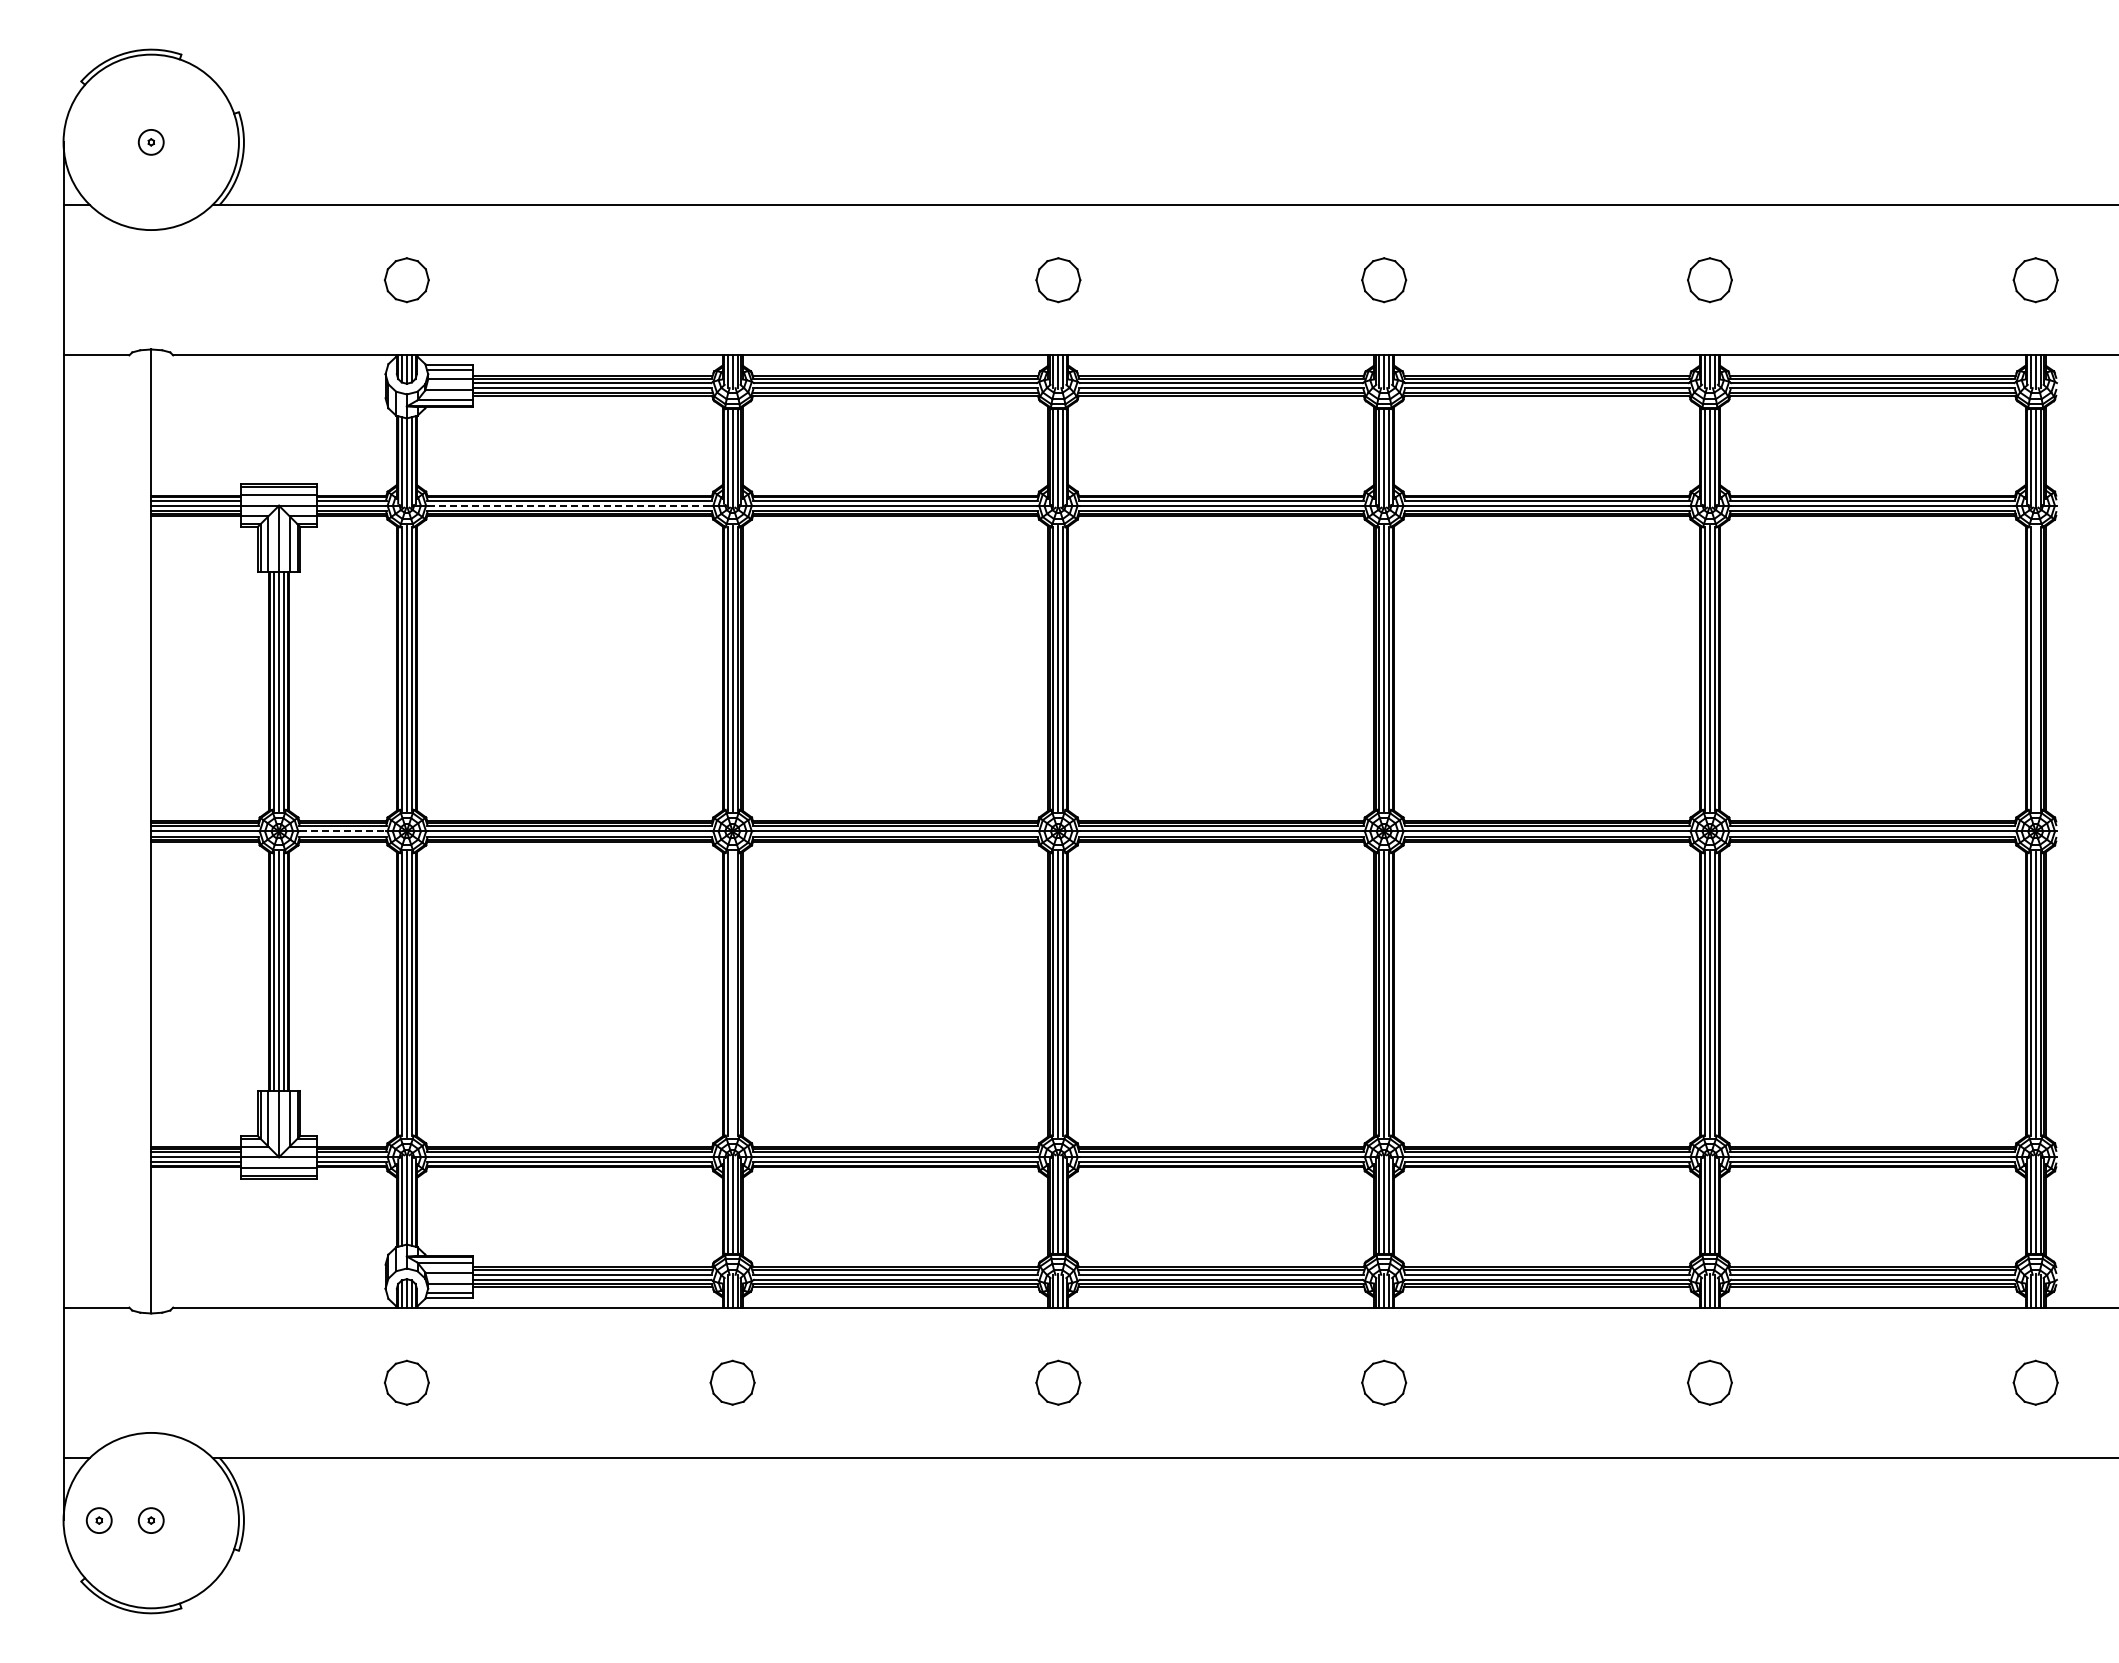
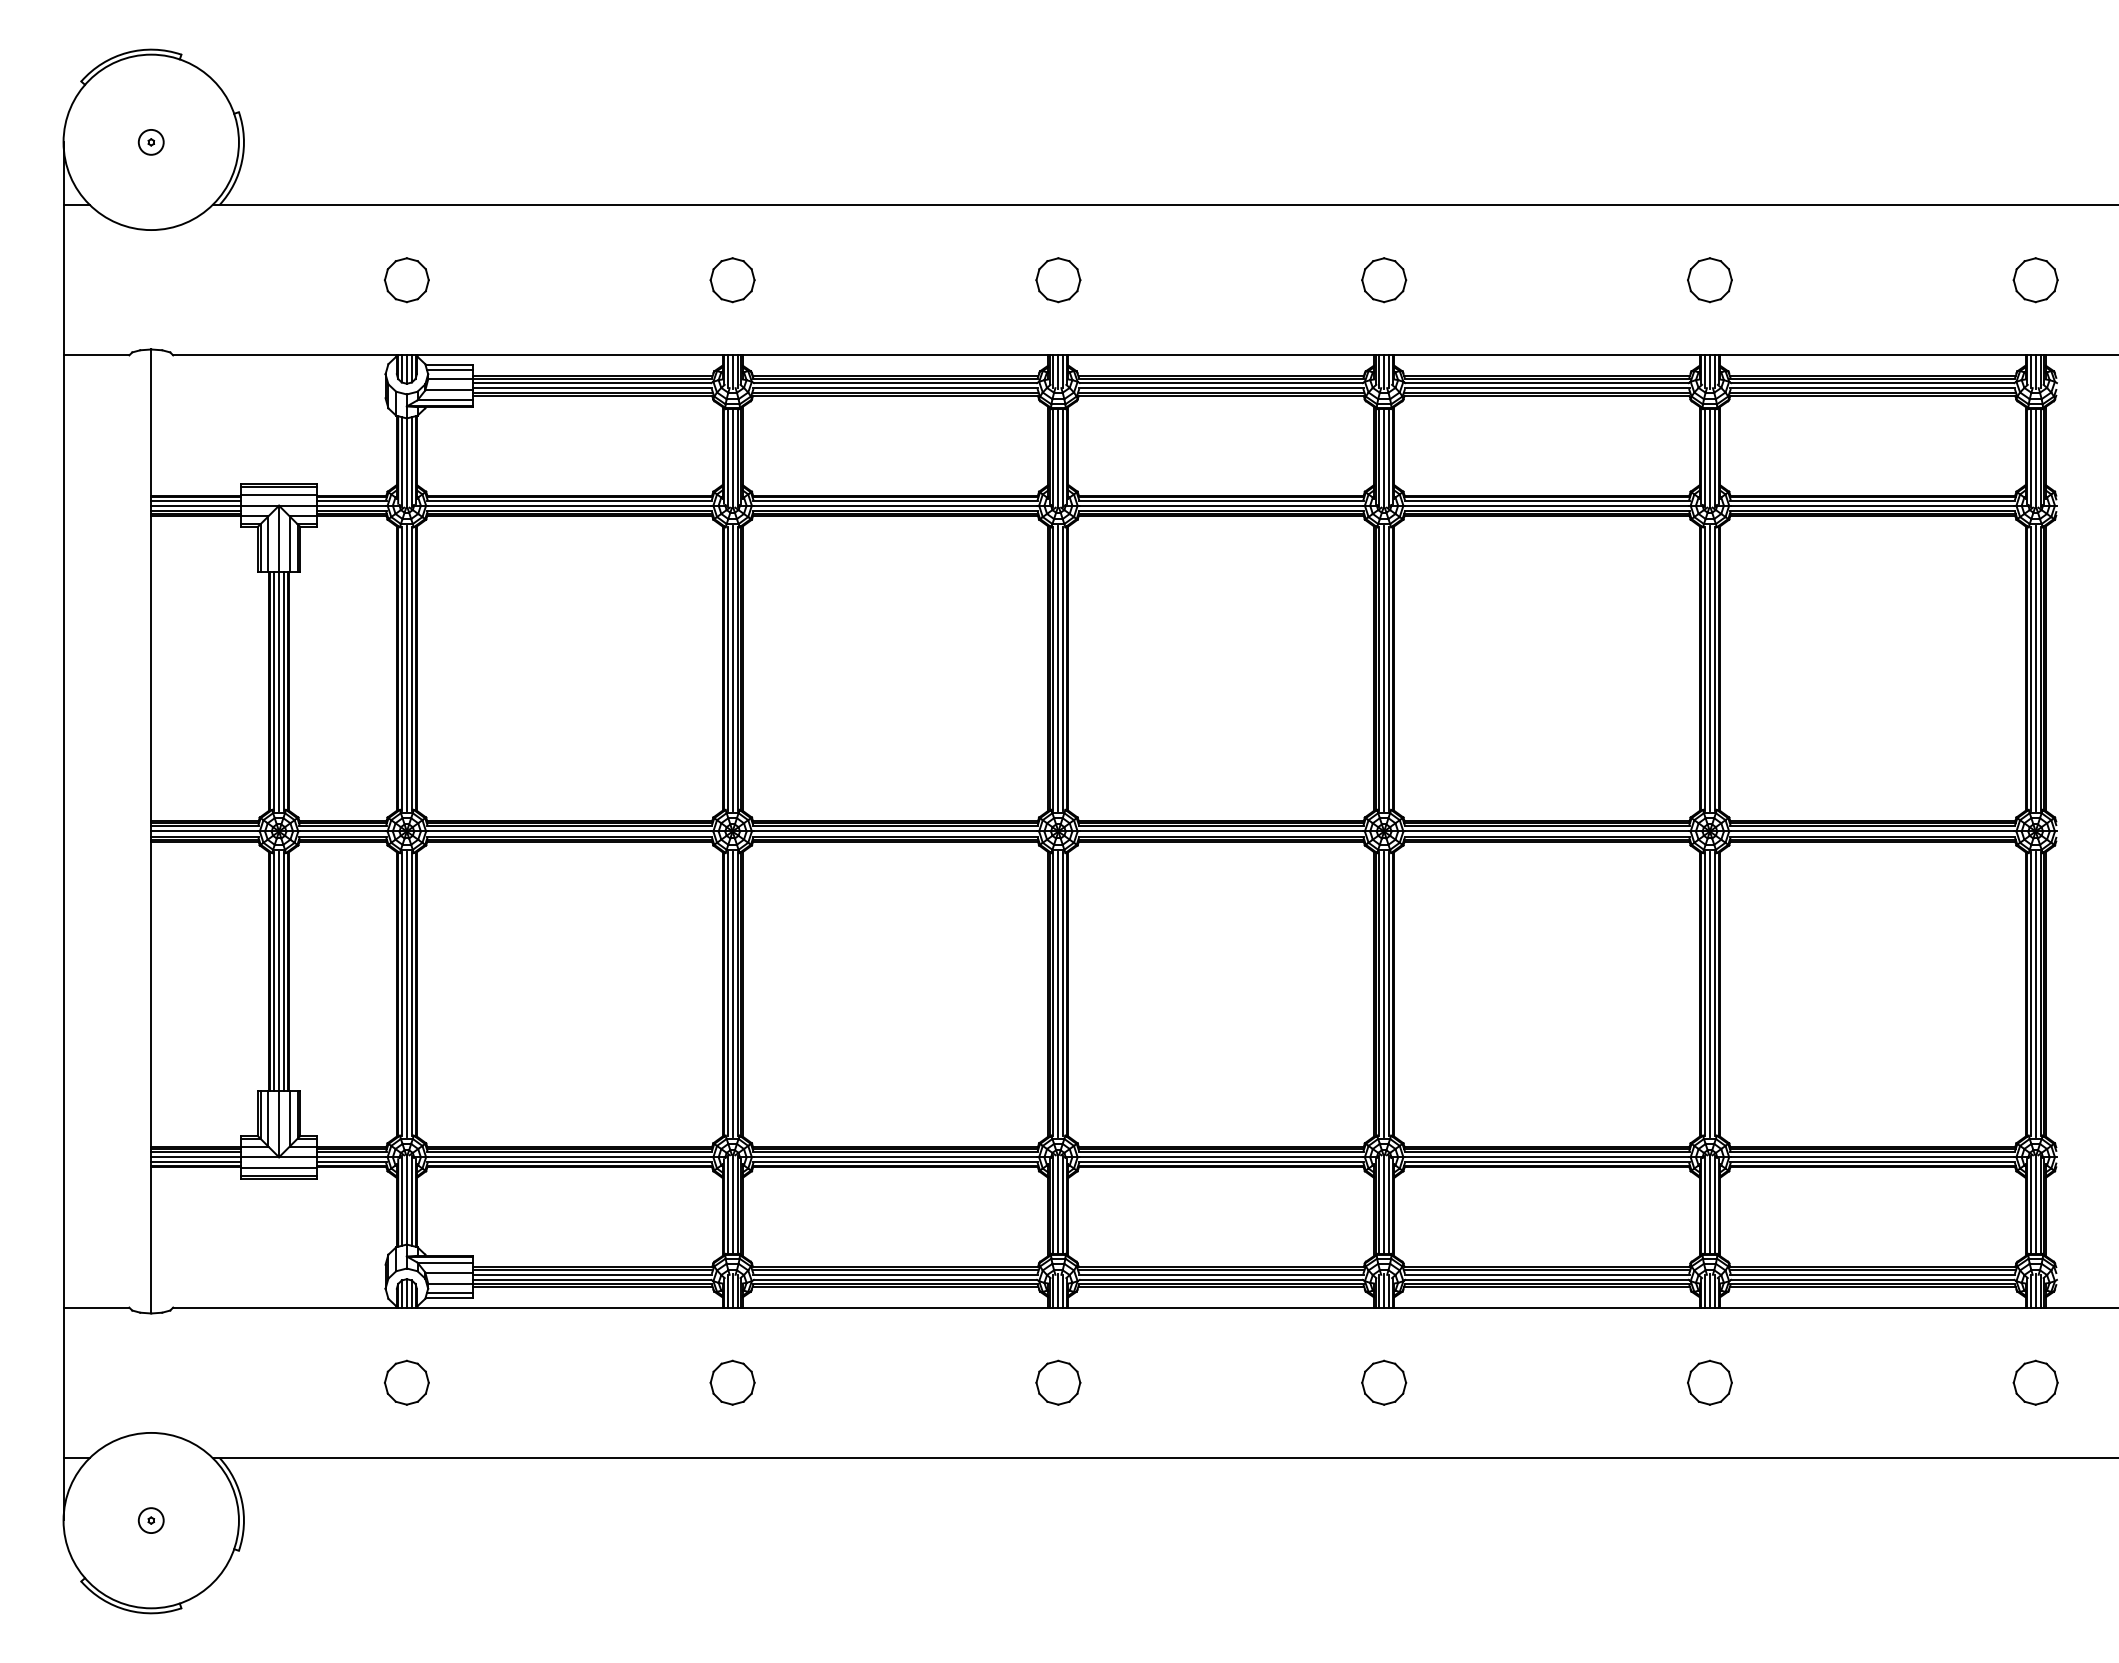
part: none -> present (732, 280)
line: dashed -> solid (569, 505)
line: none -> present (2035, 668)
line: dashed -> solid (342, 831)
line: none -> present (732, 994)
part: present -> none (98, 1520)
